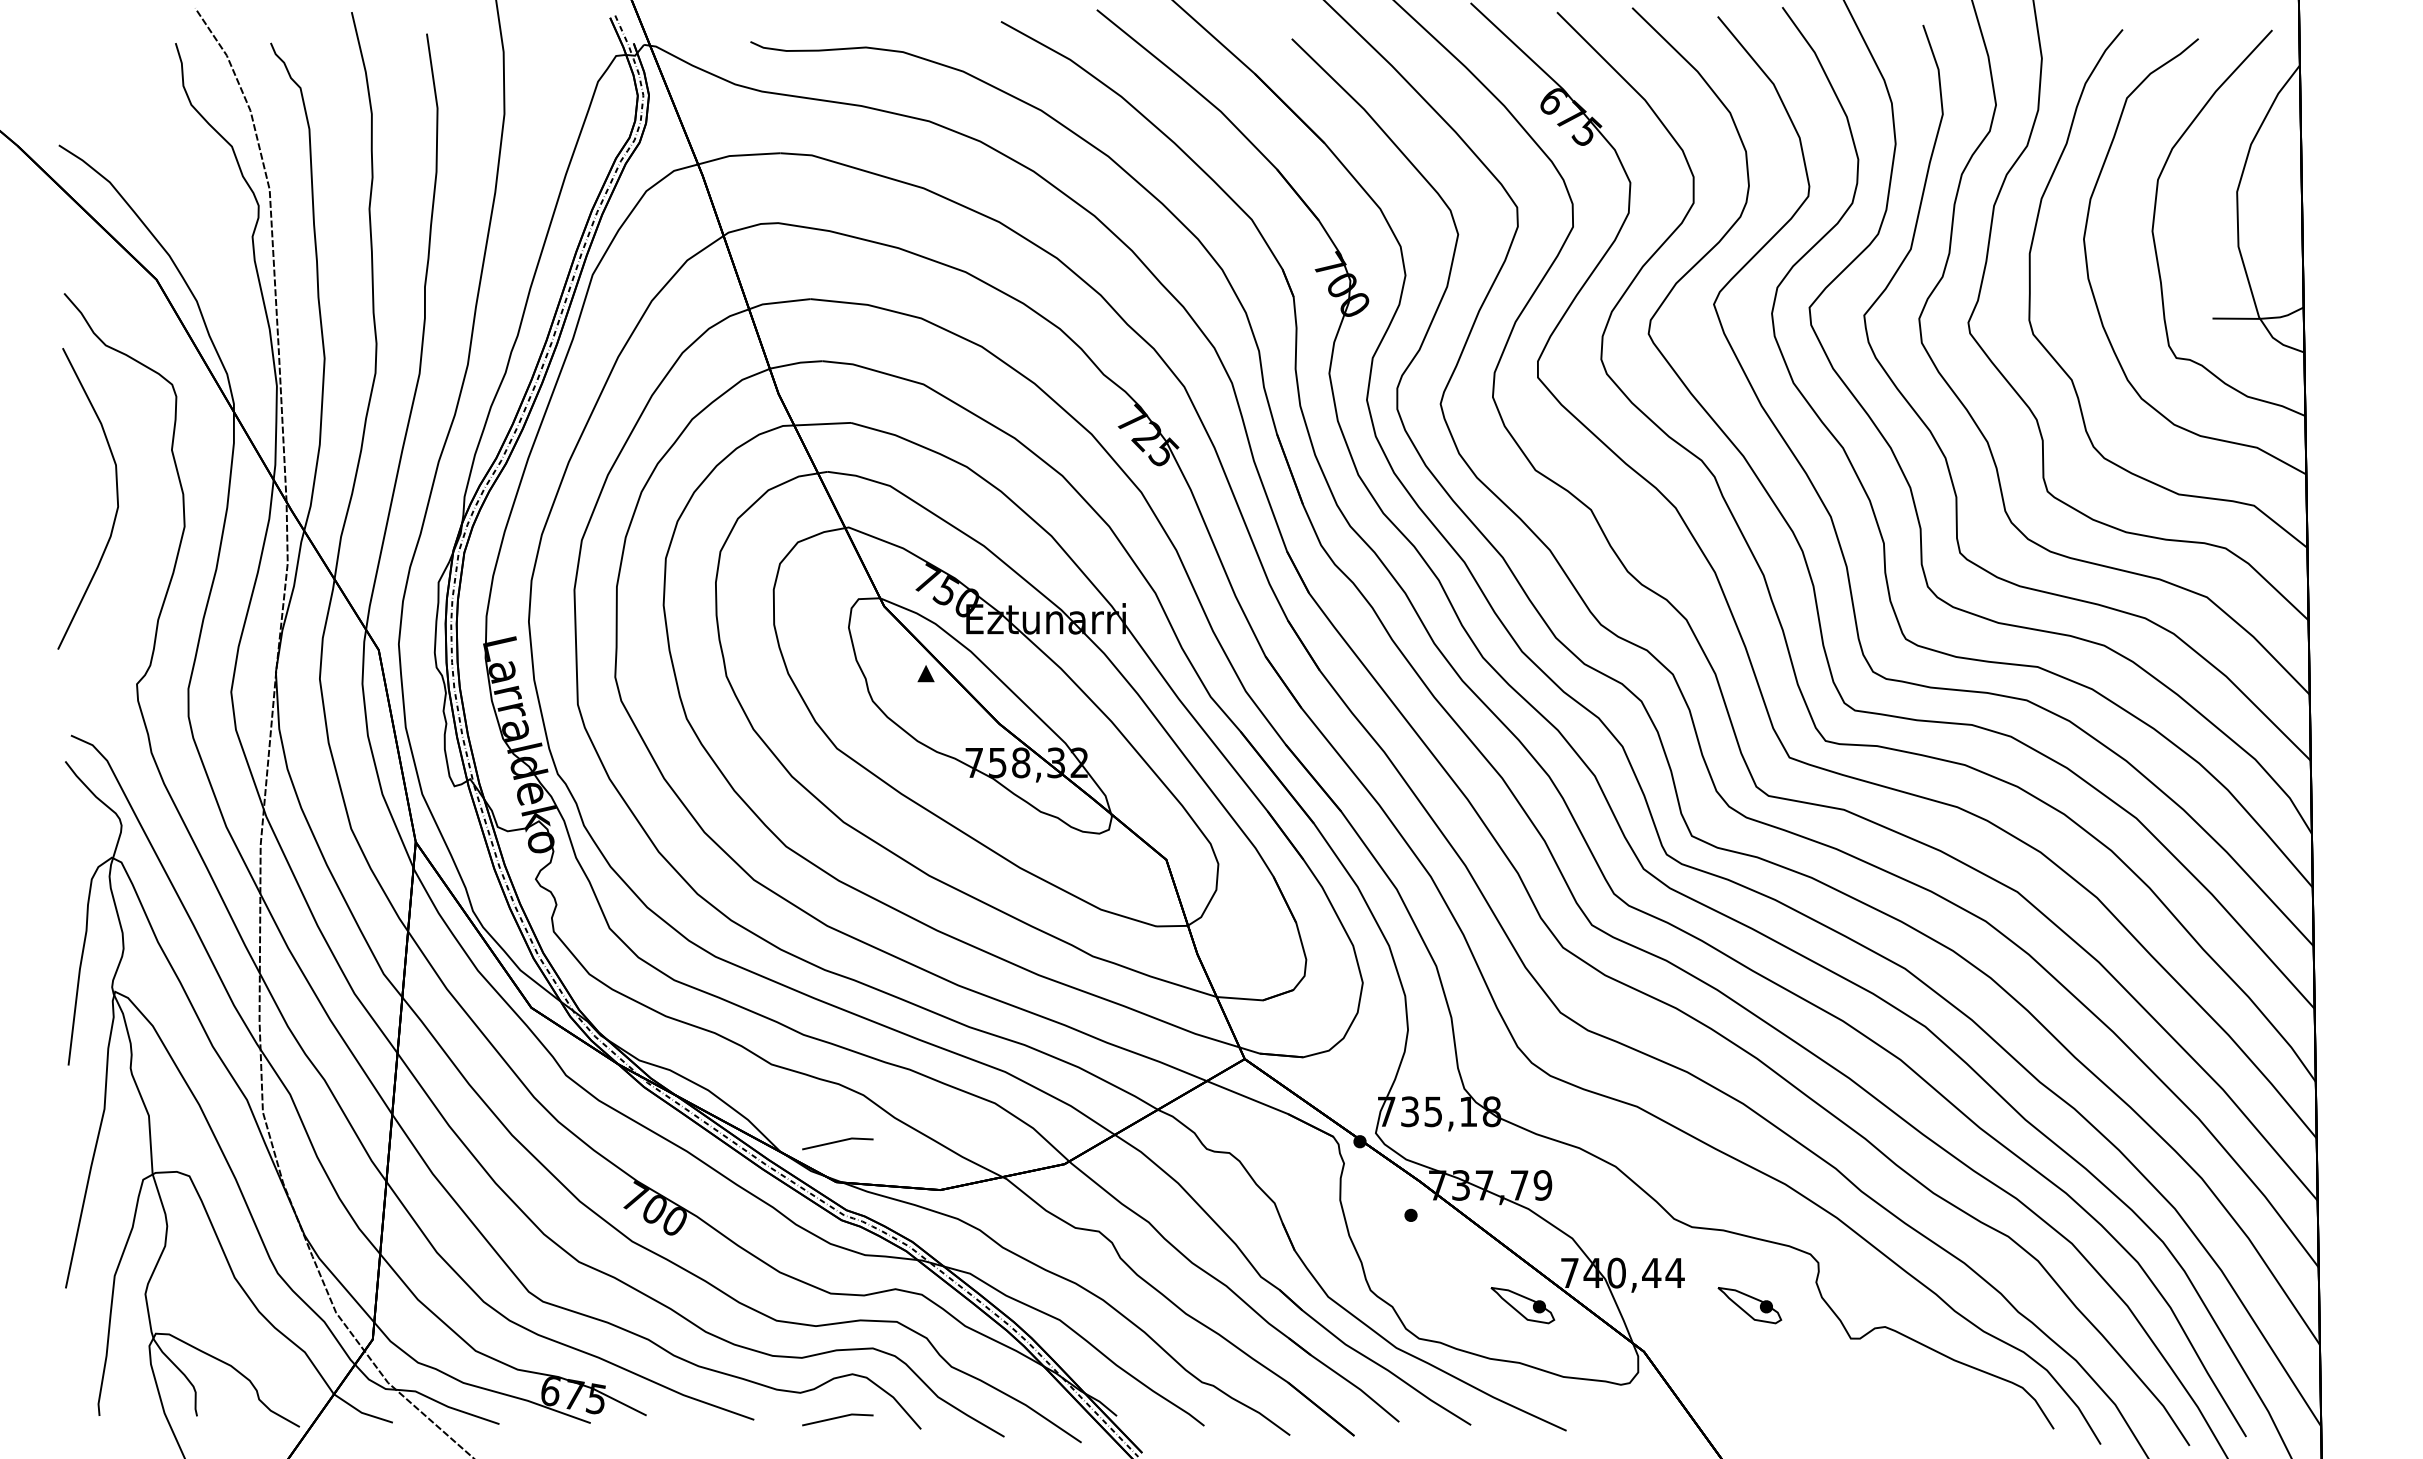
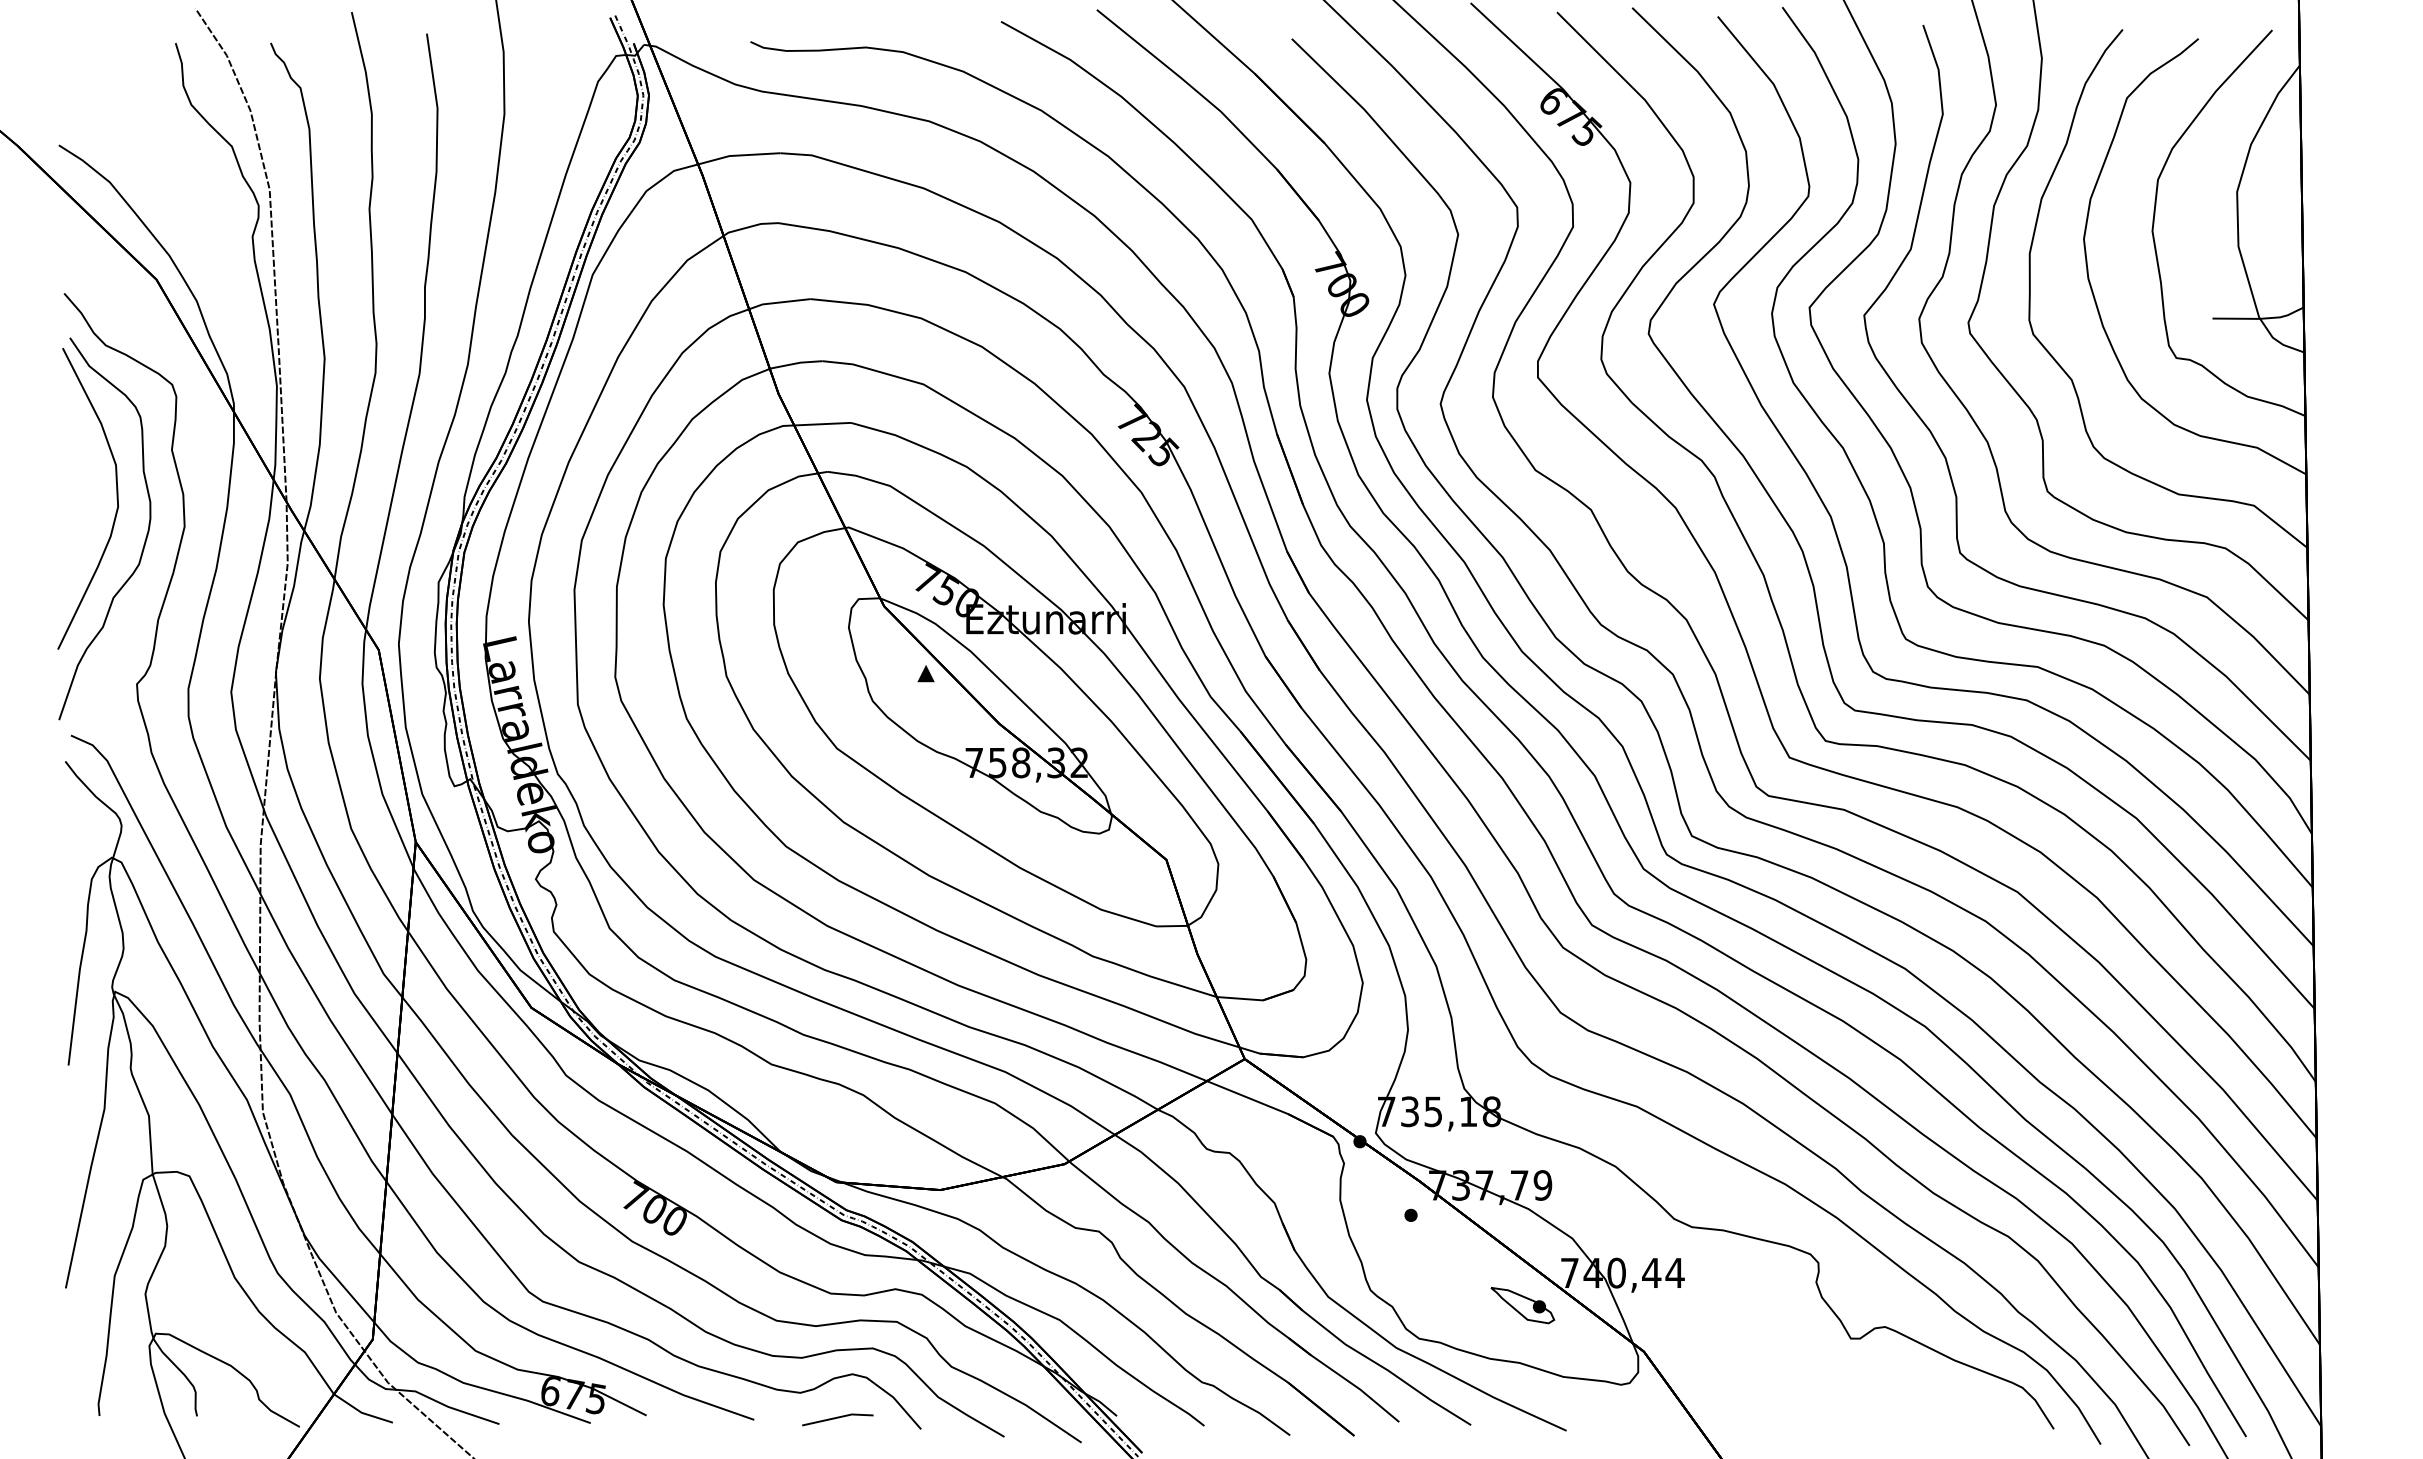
curve: none -> present (144, 540)
line: present -> none (837, 1142)
part: present -> none (1749, 1305)
